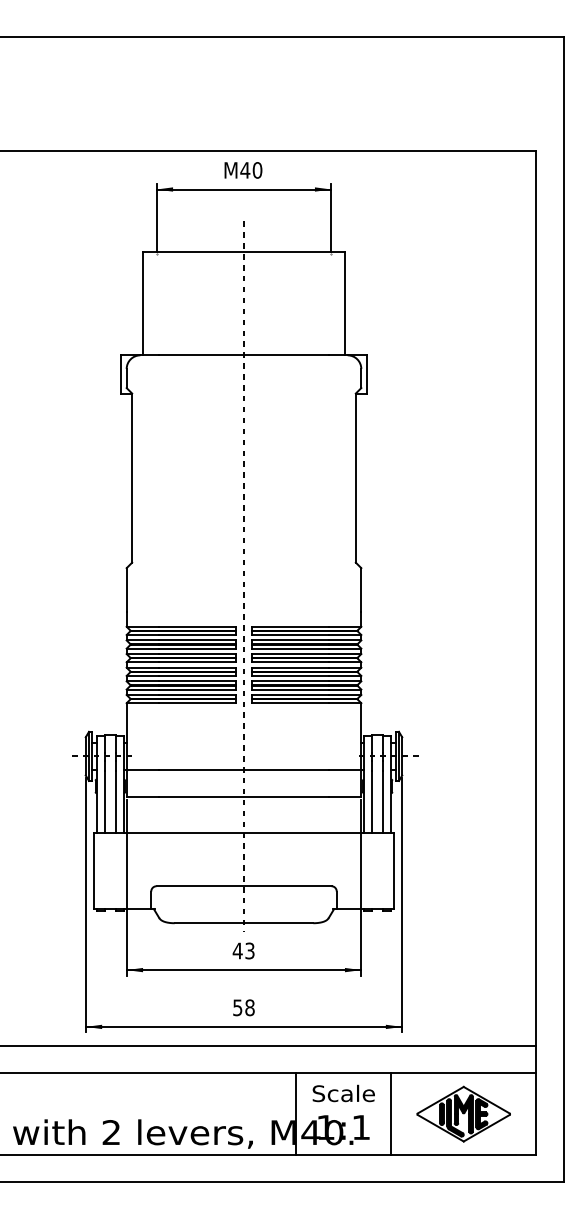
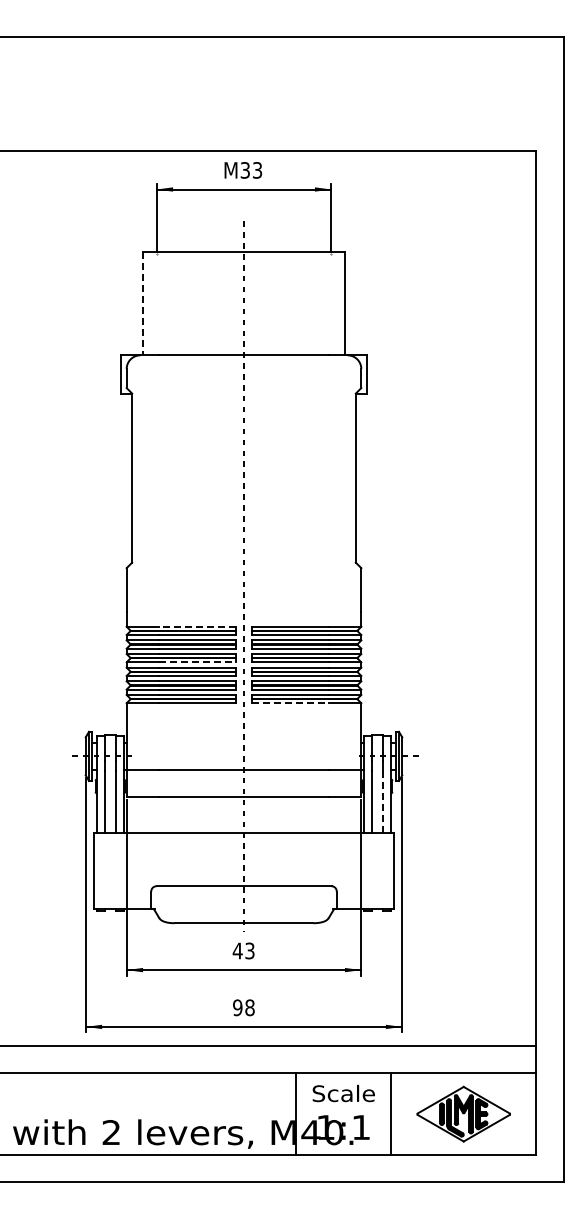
text: M40 -> M33 (251, 170)
line: solid -> dashed (143, 303)
line: solid -> dashed (197, 626)
line: solid -> dashed (198, 662)
line: solid -> dashed (290, 703)
line: solid -> dashed (383, 801)
text: 58 -> 98 (237, 1007)
